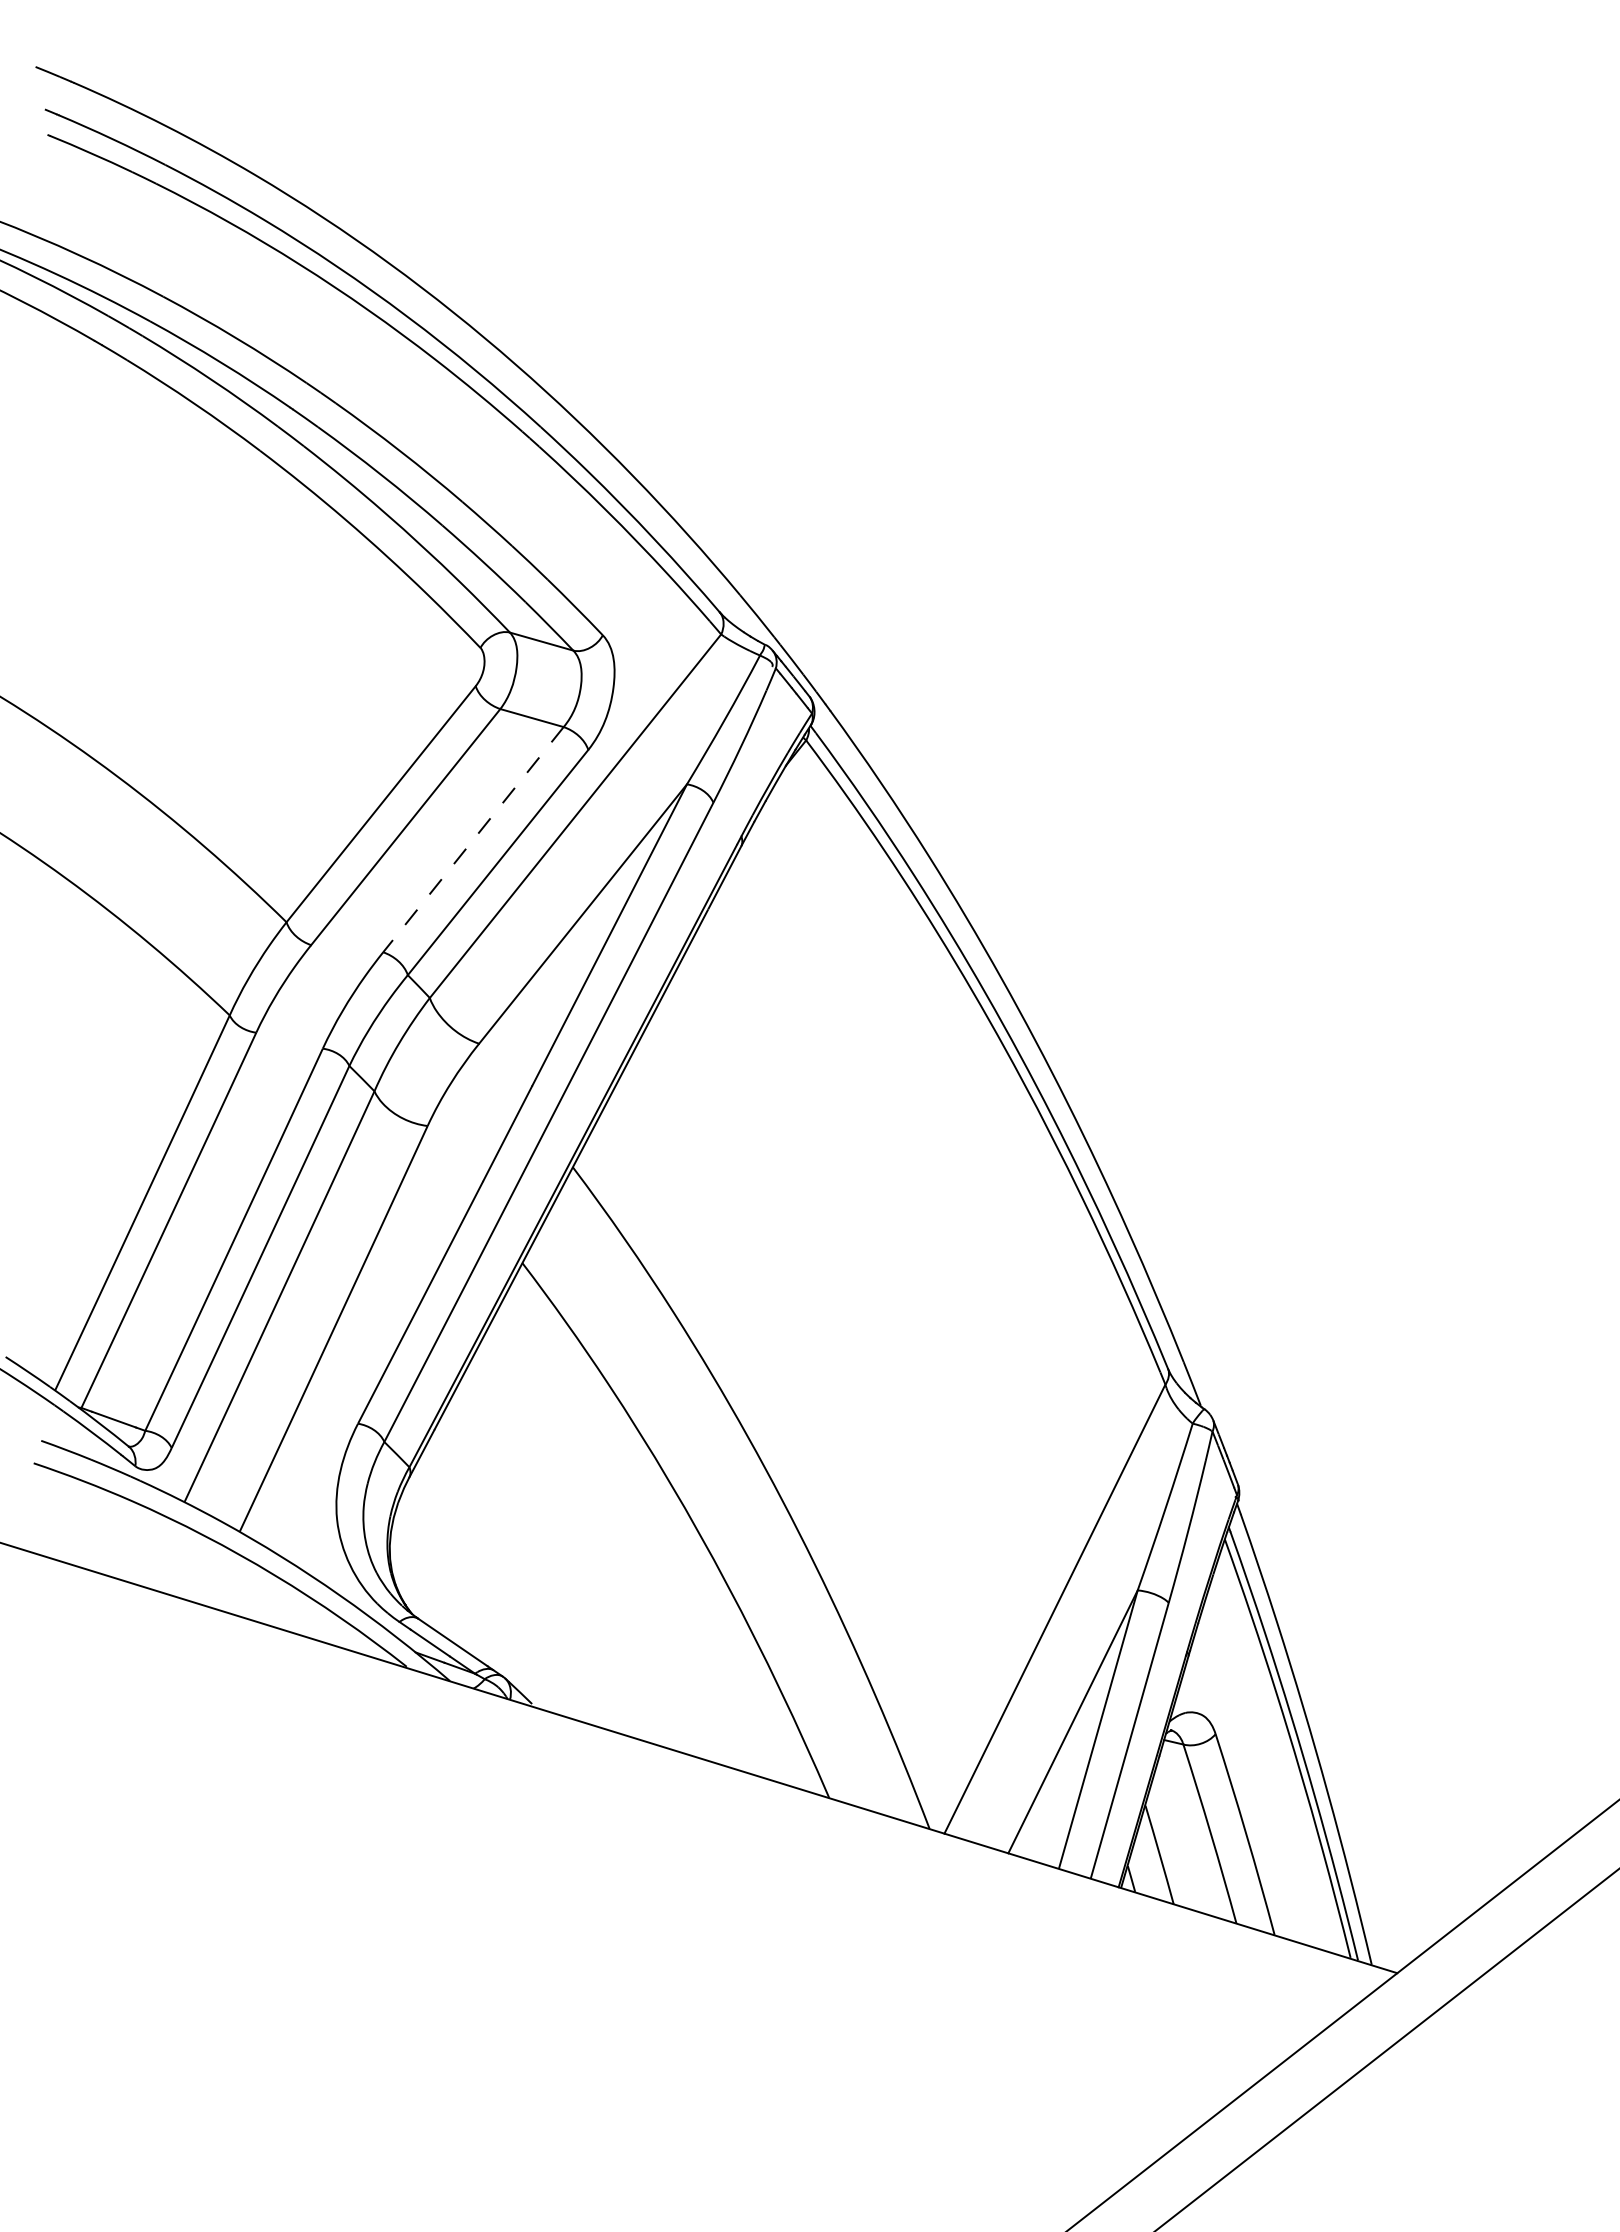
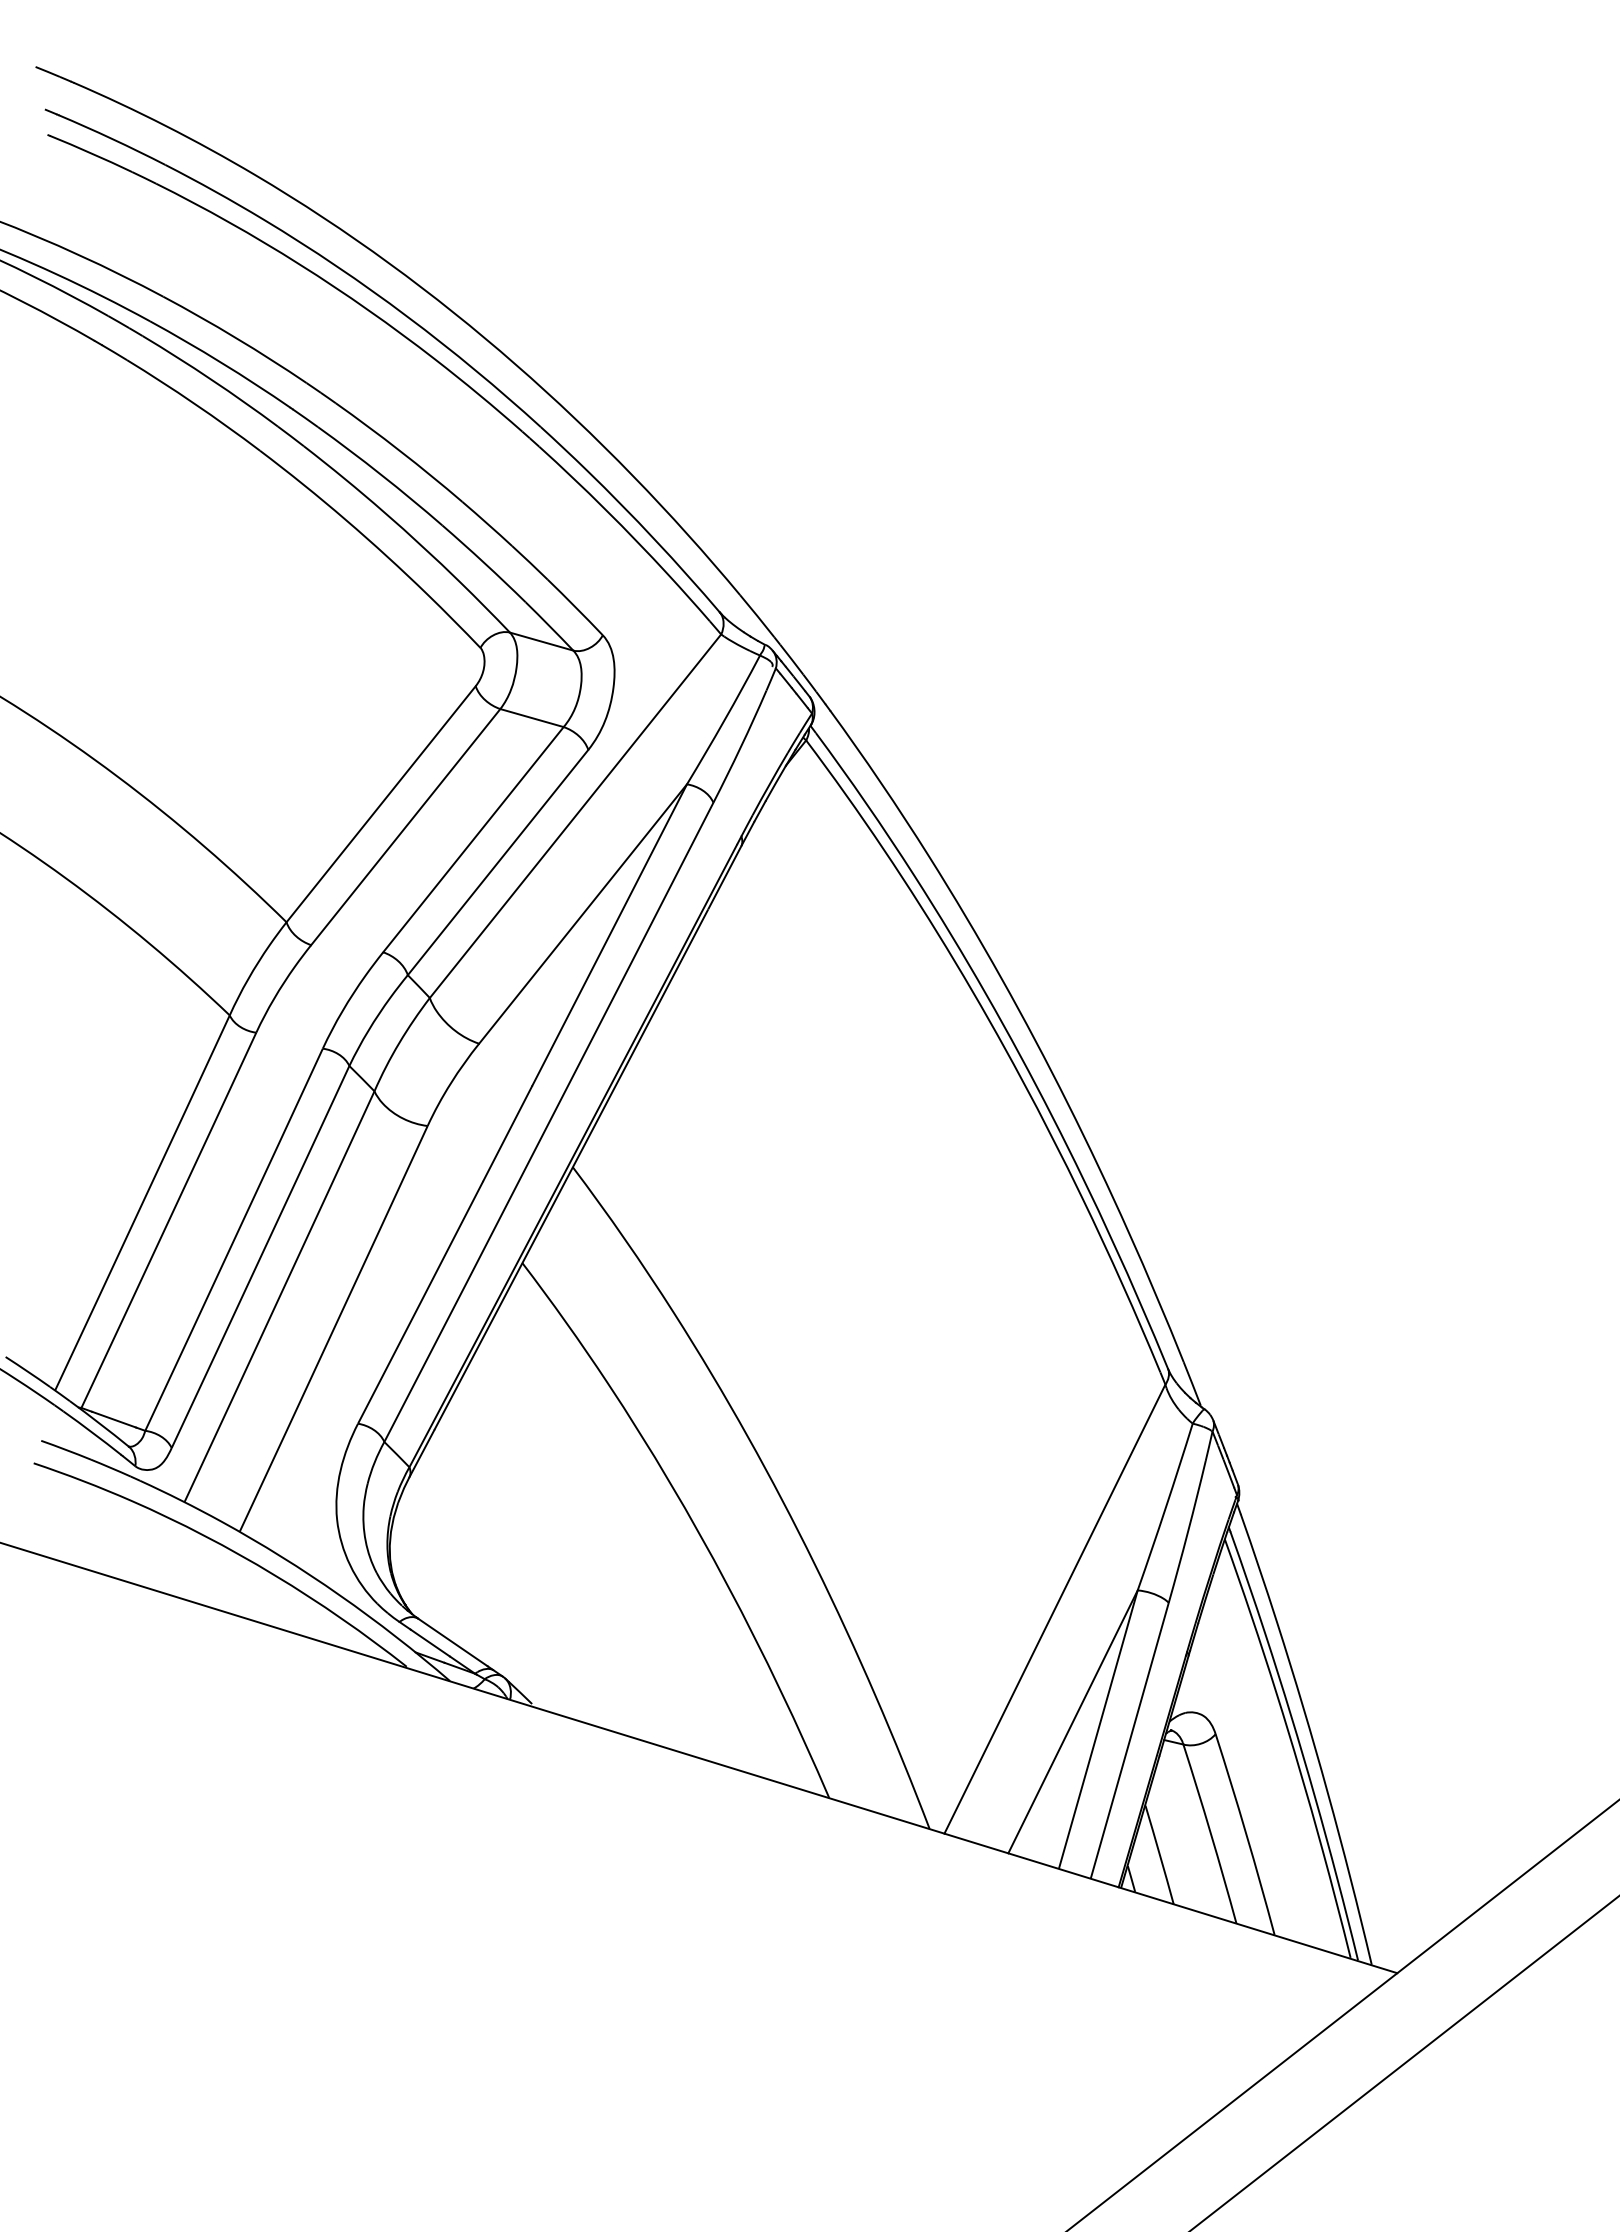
line: dashed -> solid (473, 840)
line position: (1387, 2049) -> (1404, 2063) (1404, 2063)
